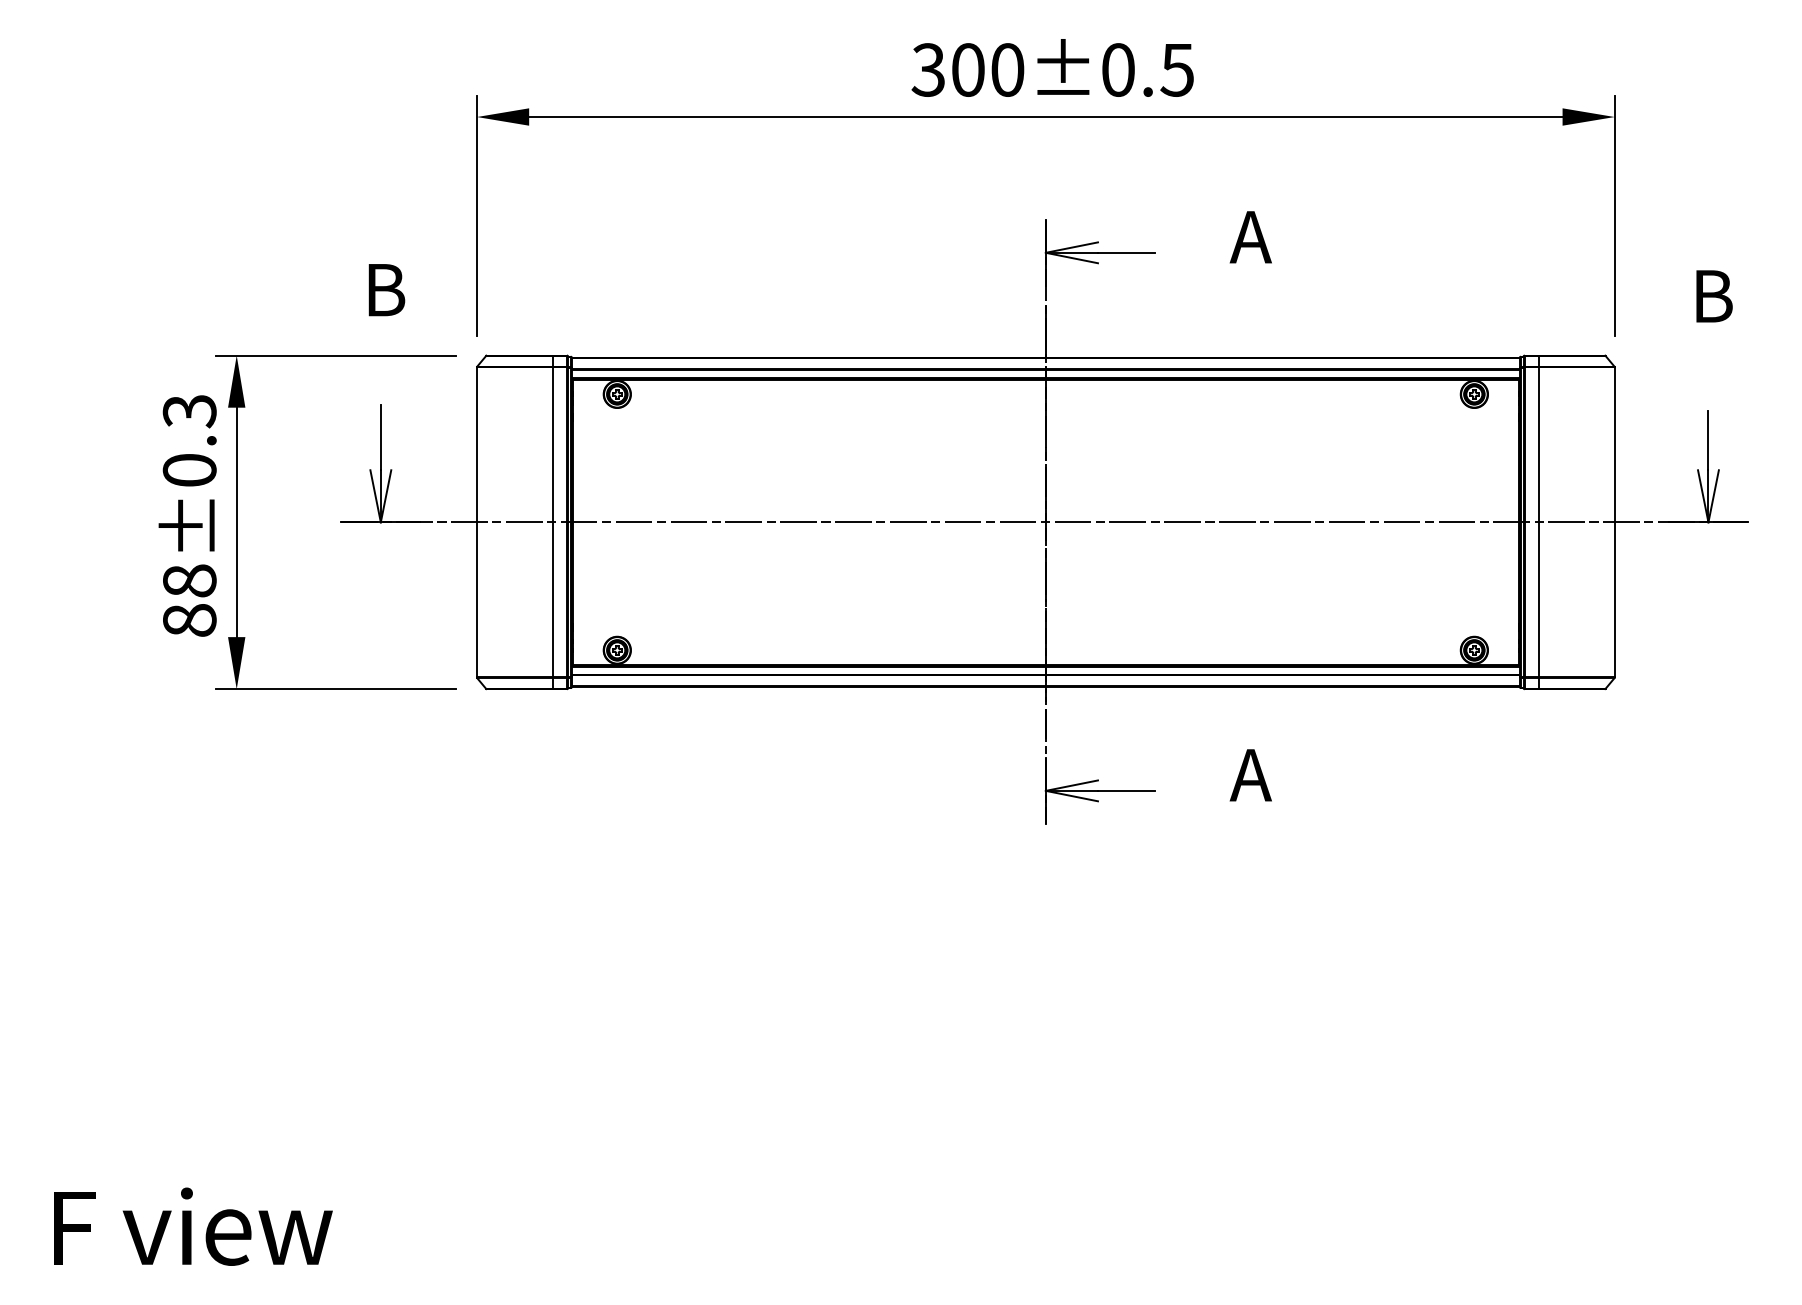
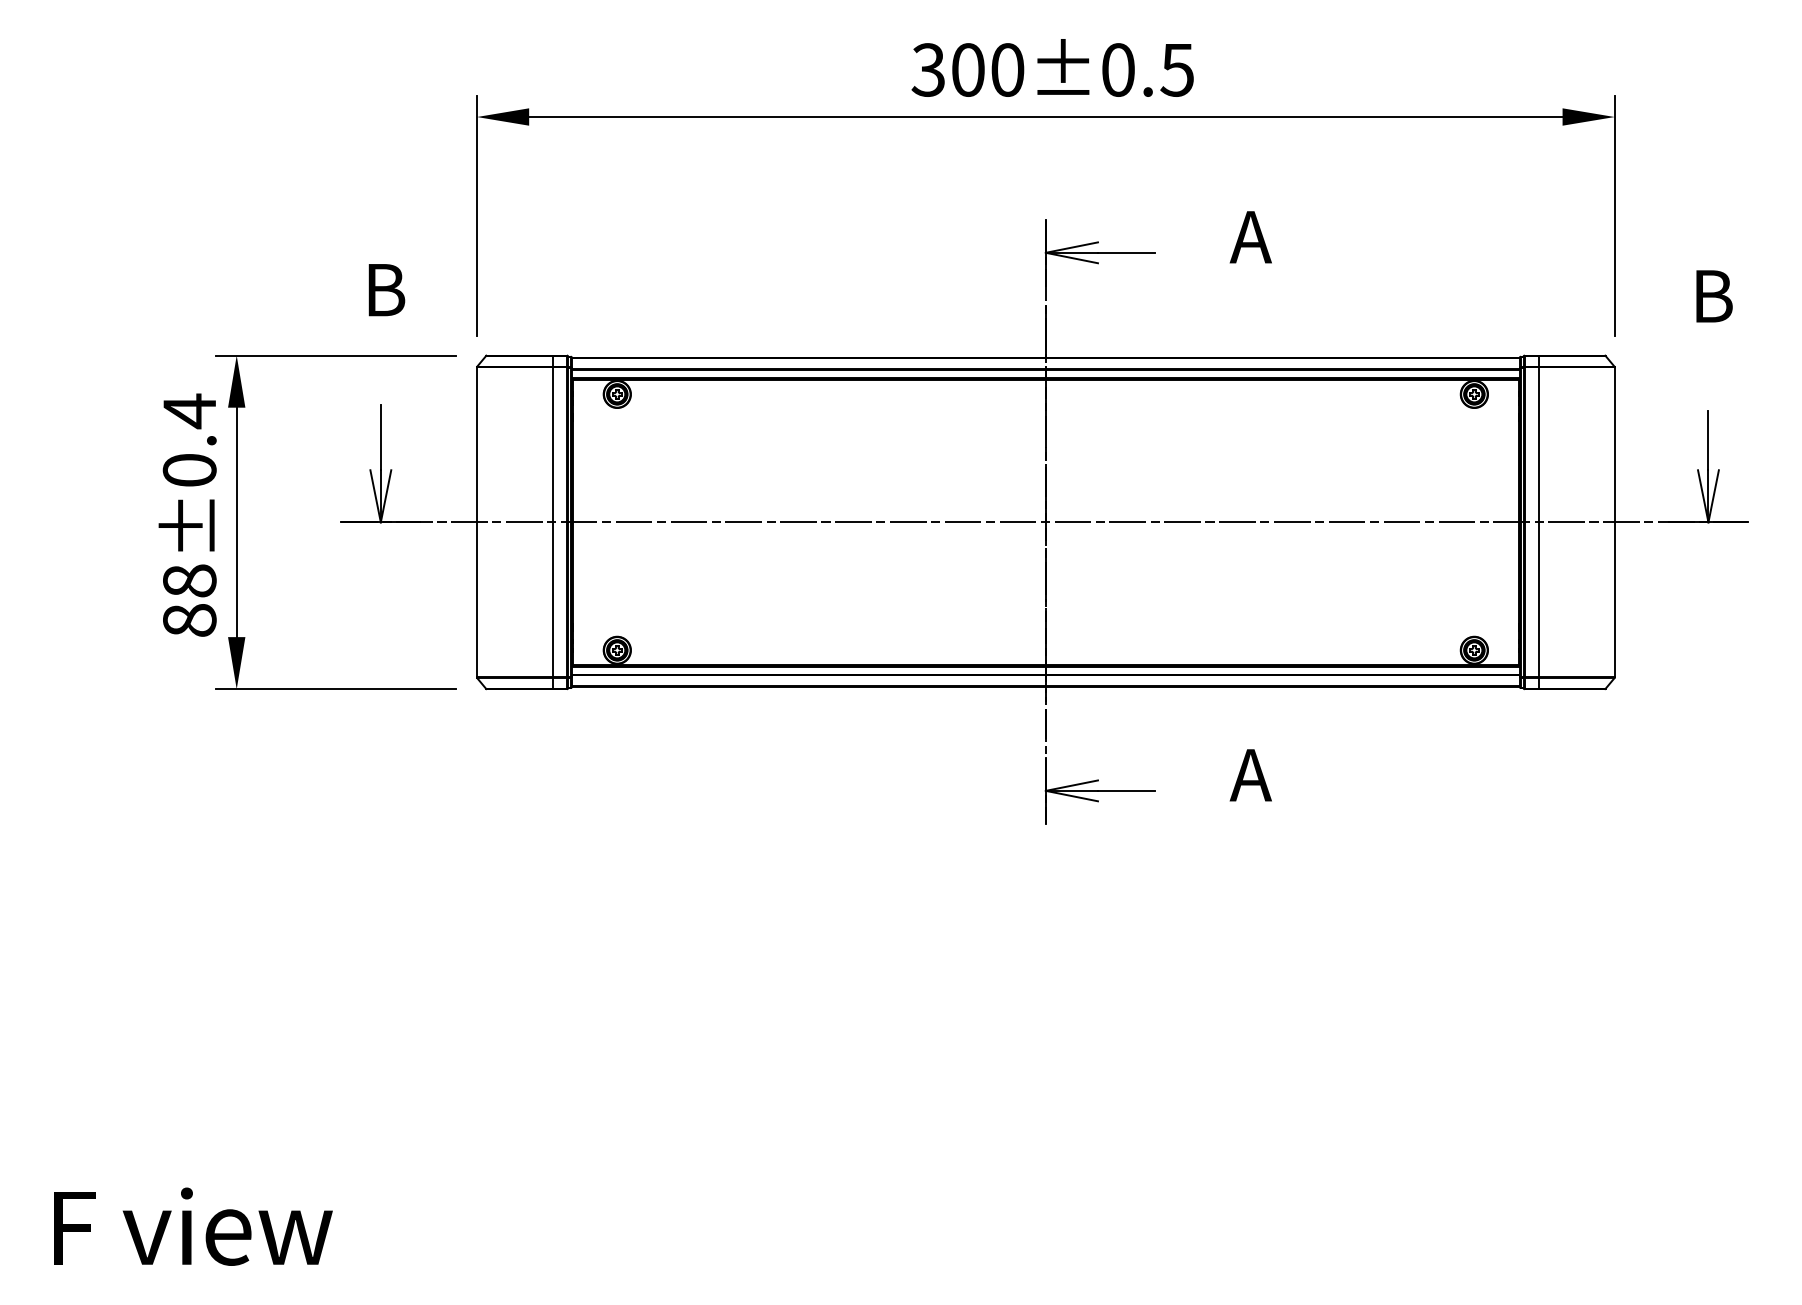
text: 88±0.3 -> 88±0.4 (189, 411)
